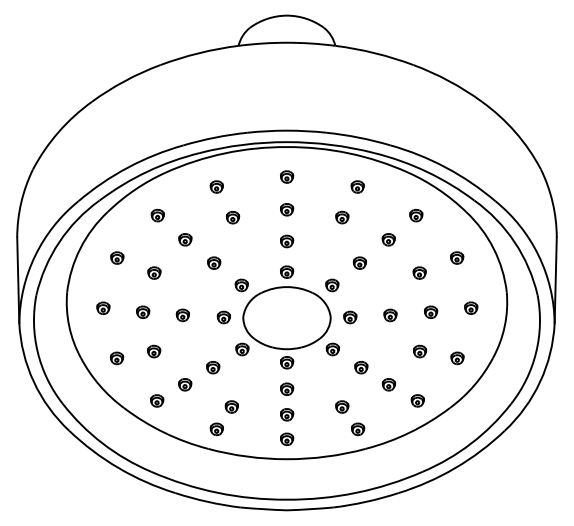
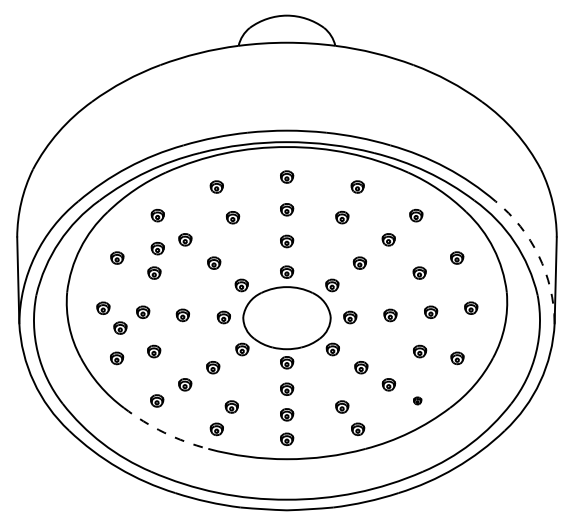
part: none -> present (157, 248)
arc: solid -> dashed (538, 255)
part: none -> present (120, 327)
part size: 15x14 px -> 10x10 px (417, 400)
arc: solid -> dashed (164, 432)
